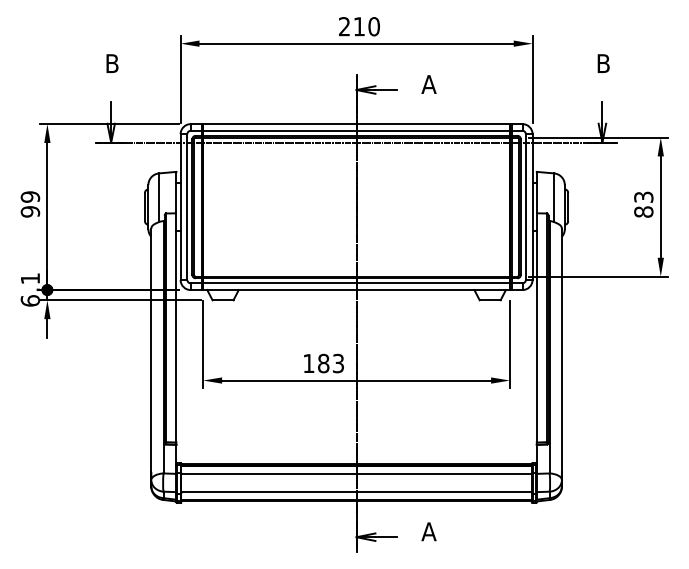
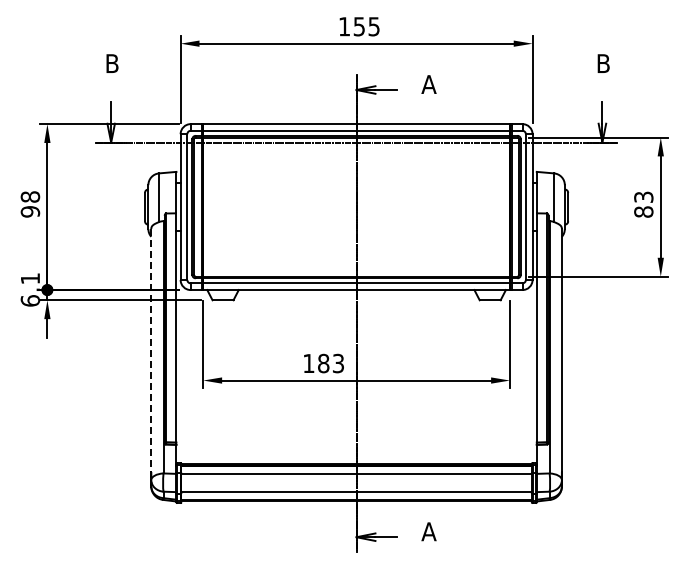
text: 210 -> 155 (359, 26)
text: 99 -> 98 (30, 196)
line: solid -> dashed (151, 350)
